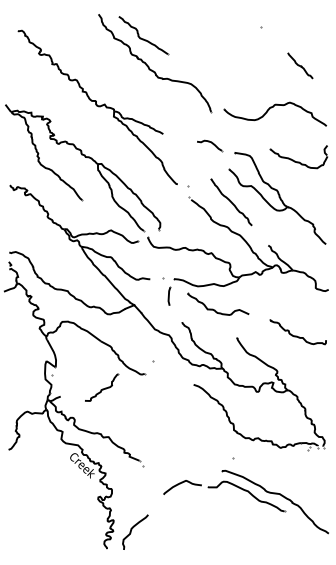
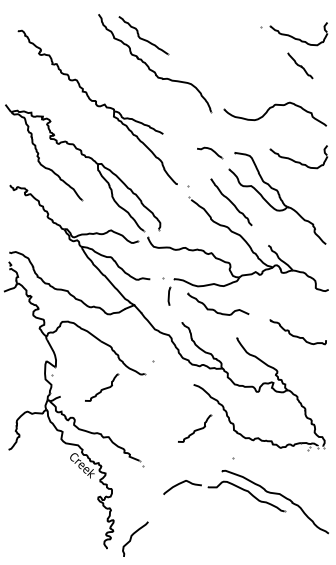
part: none -> present (298, 34)
part position: (210, 145) -> (210, 152) (210, 152)
part: none -> present (195, 428)
curve position: (133, 528) -> (133, 535) (133, 535)
